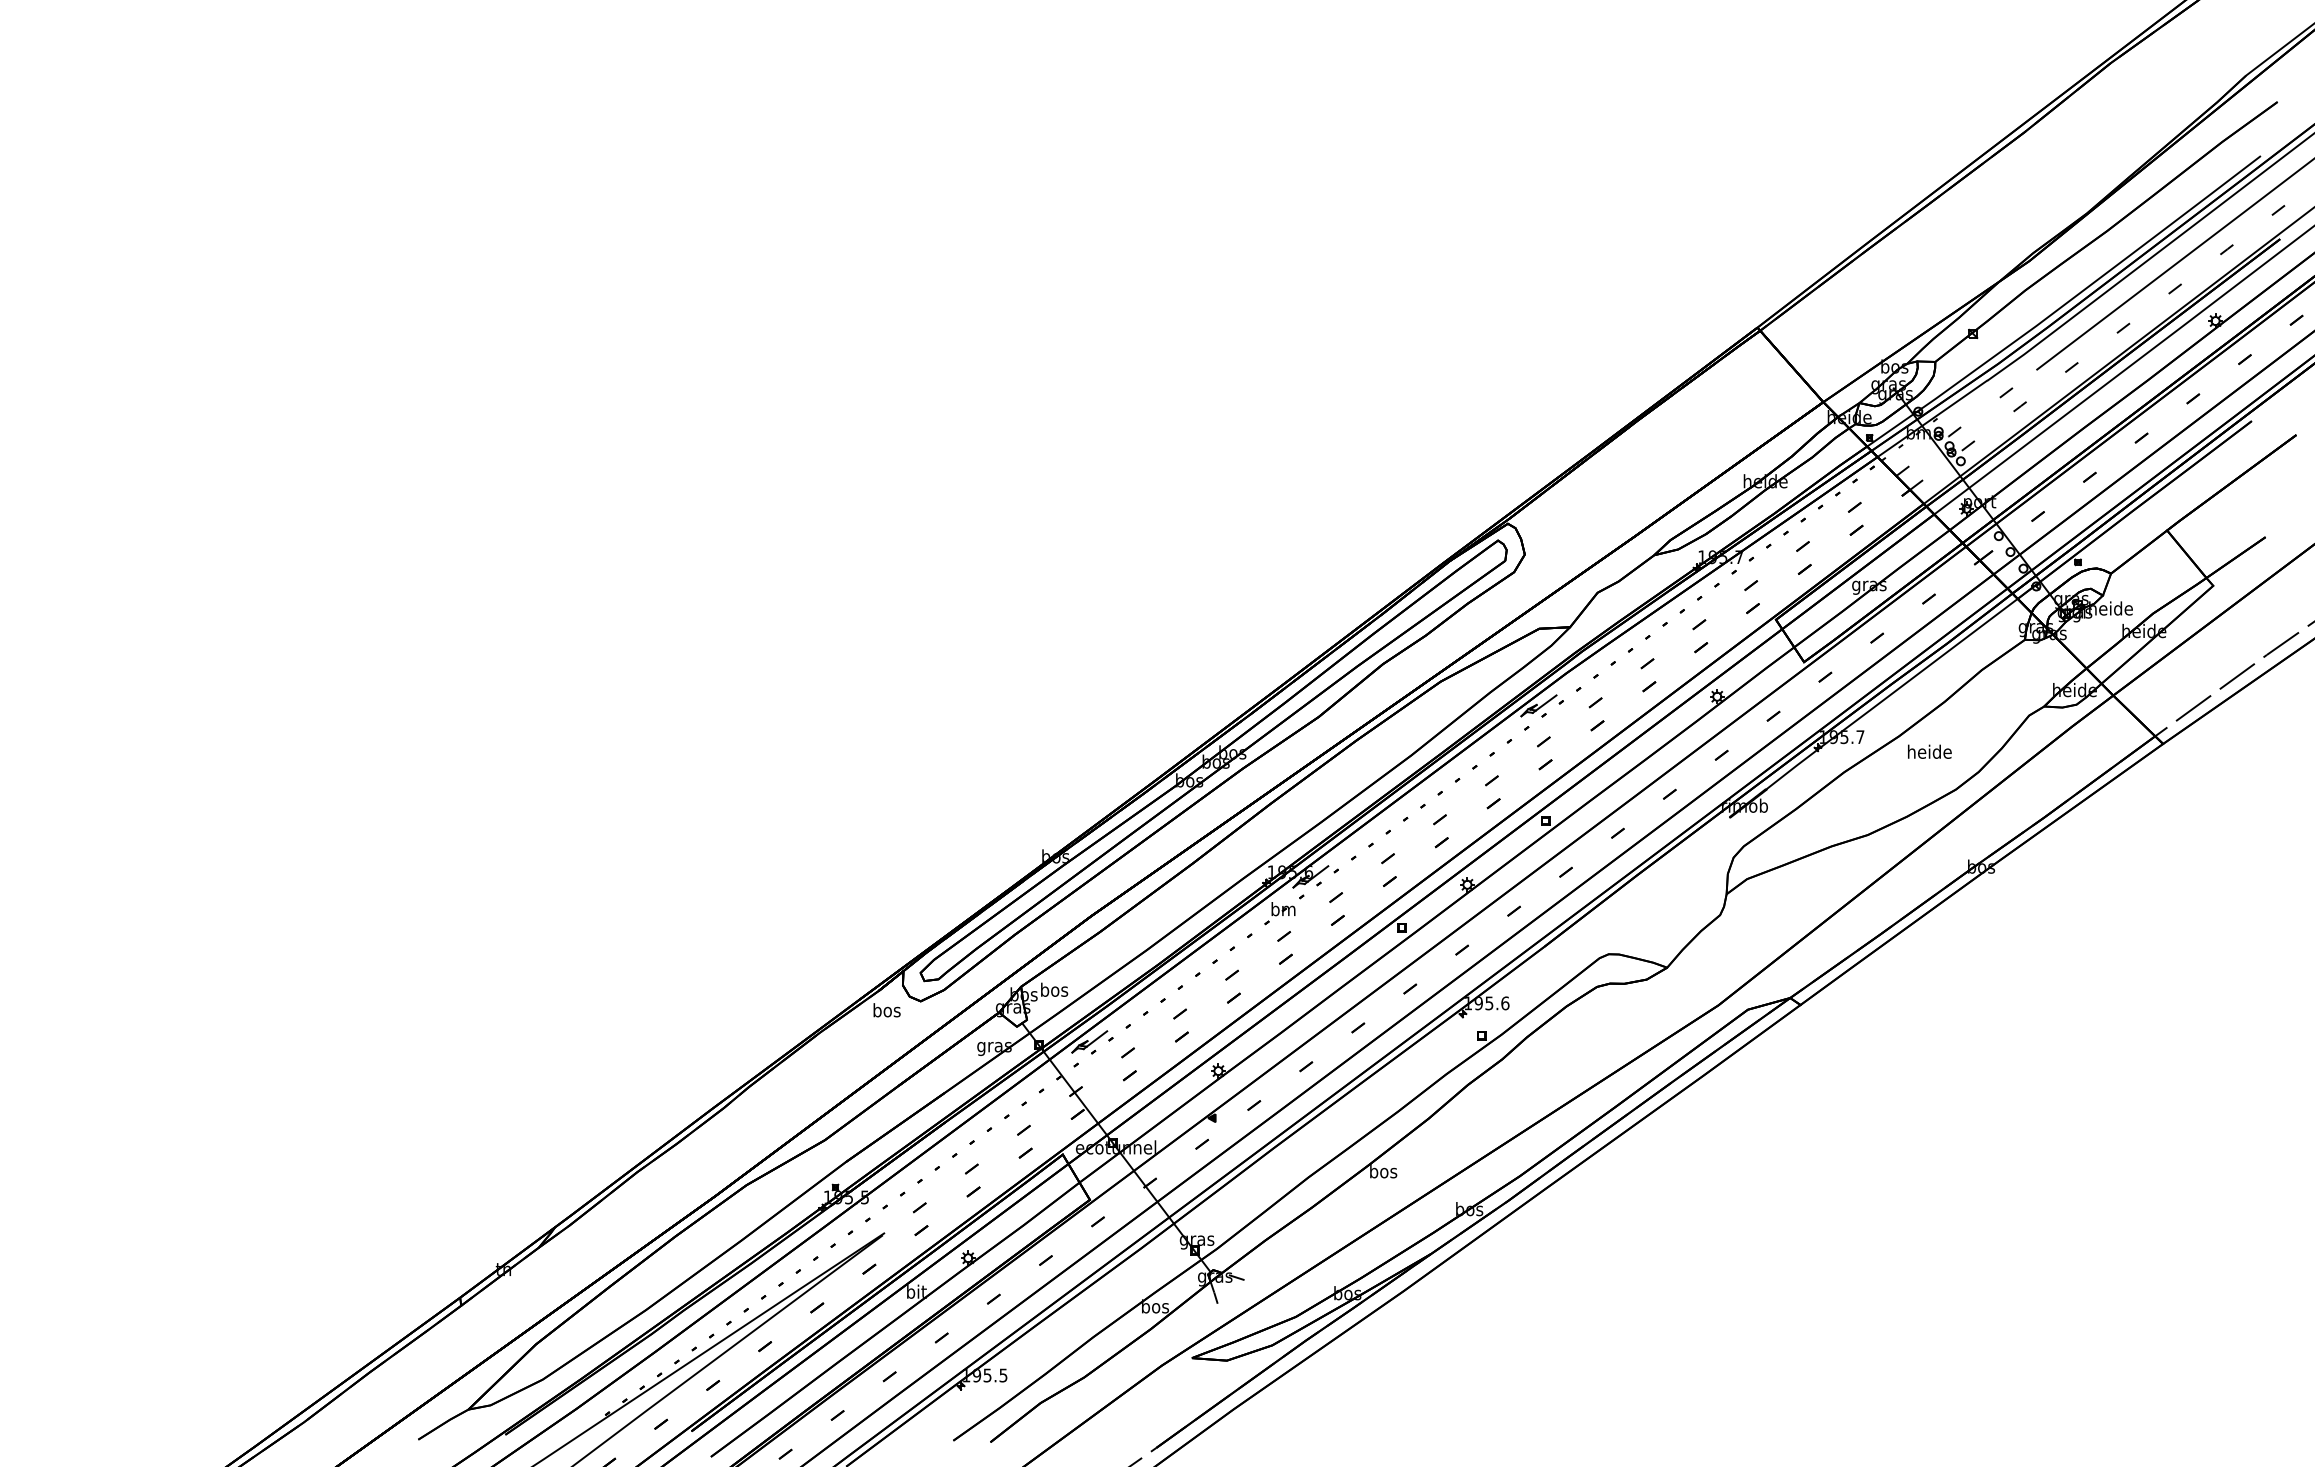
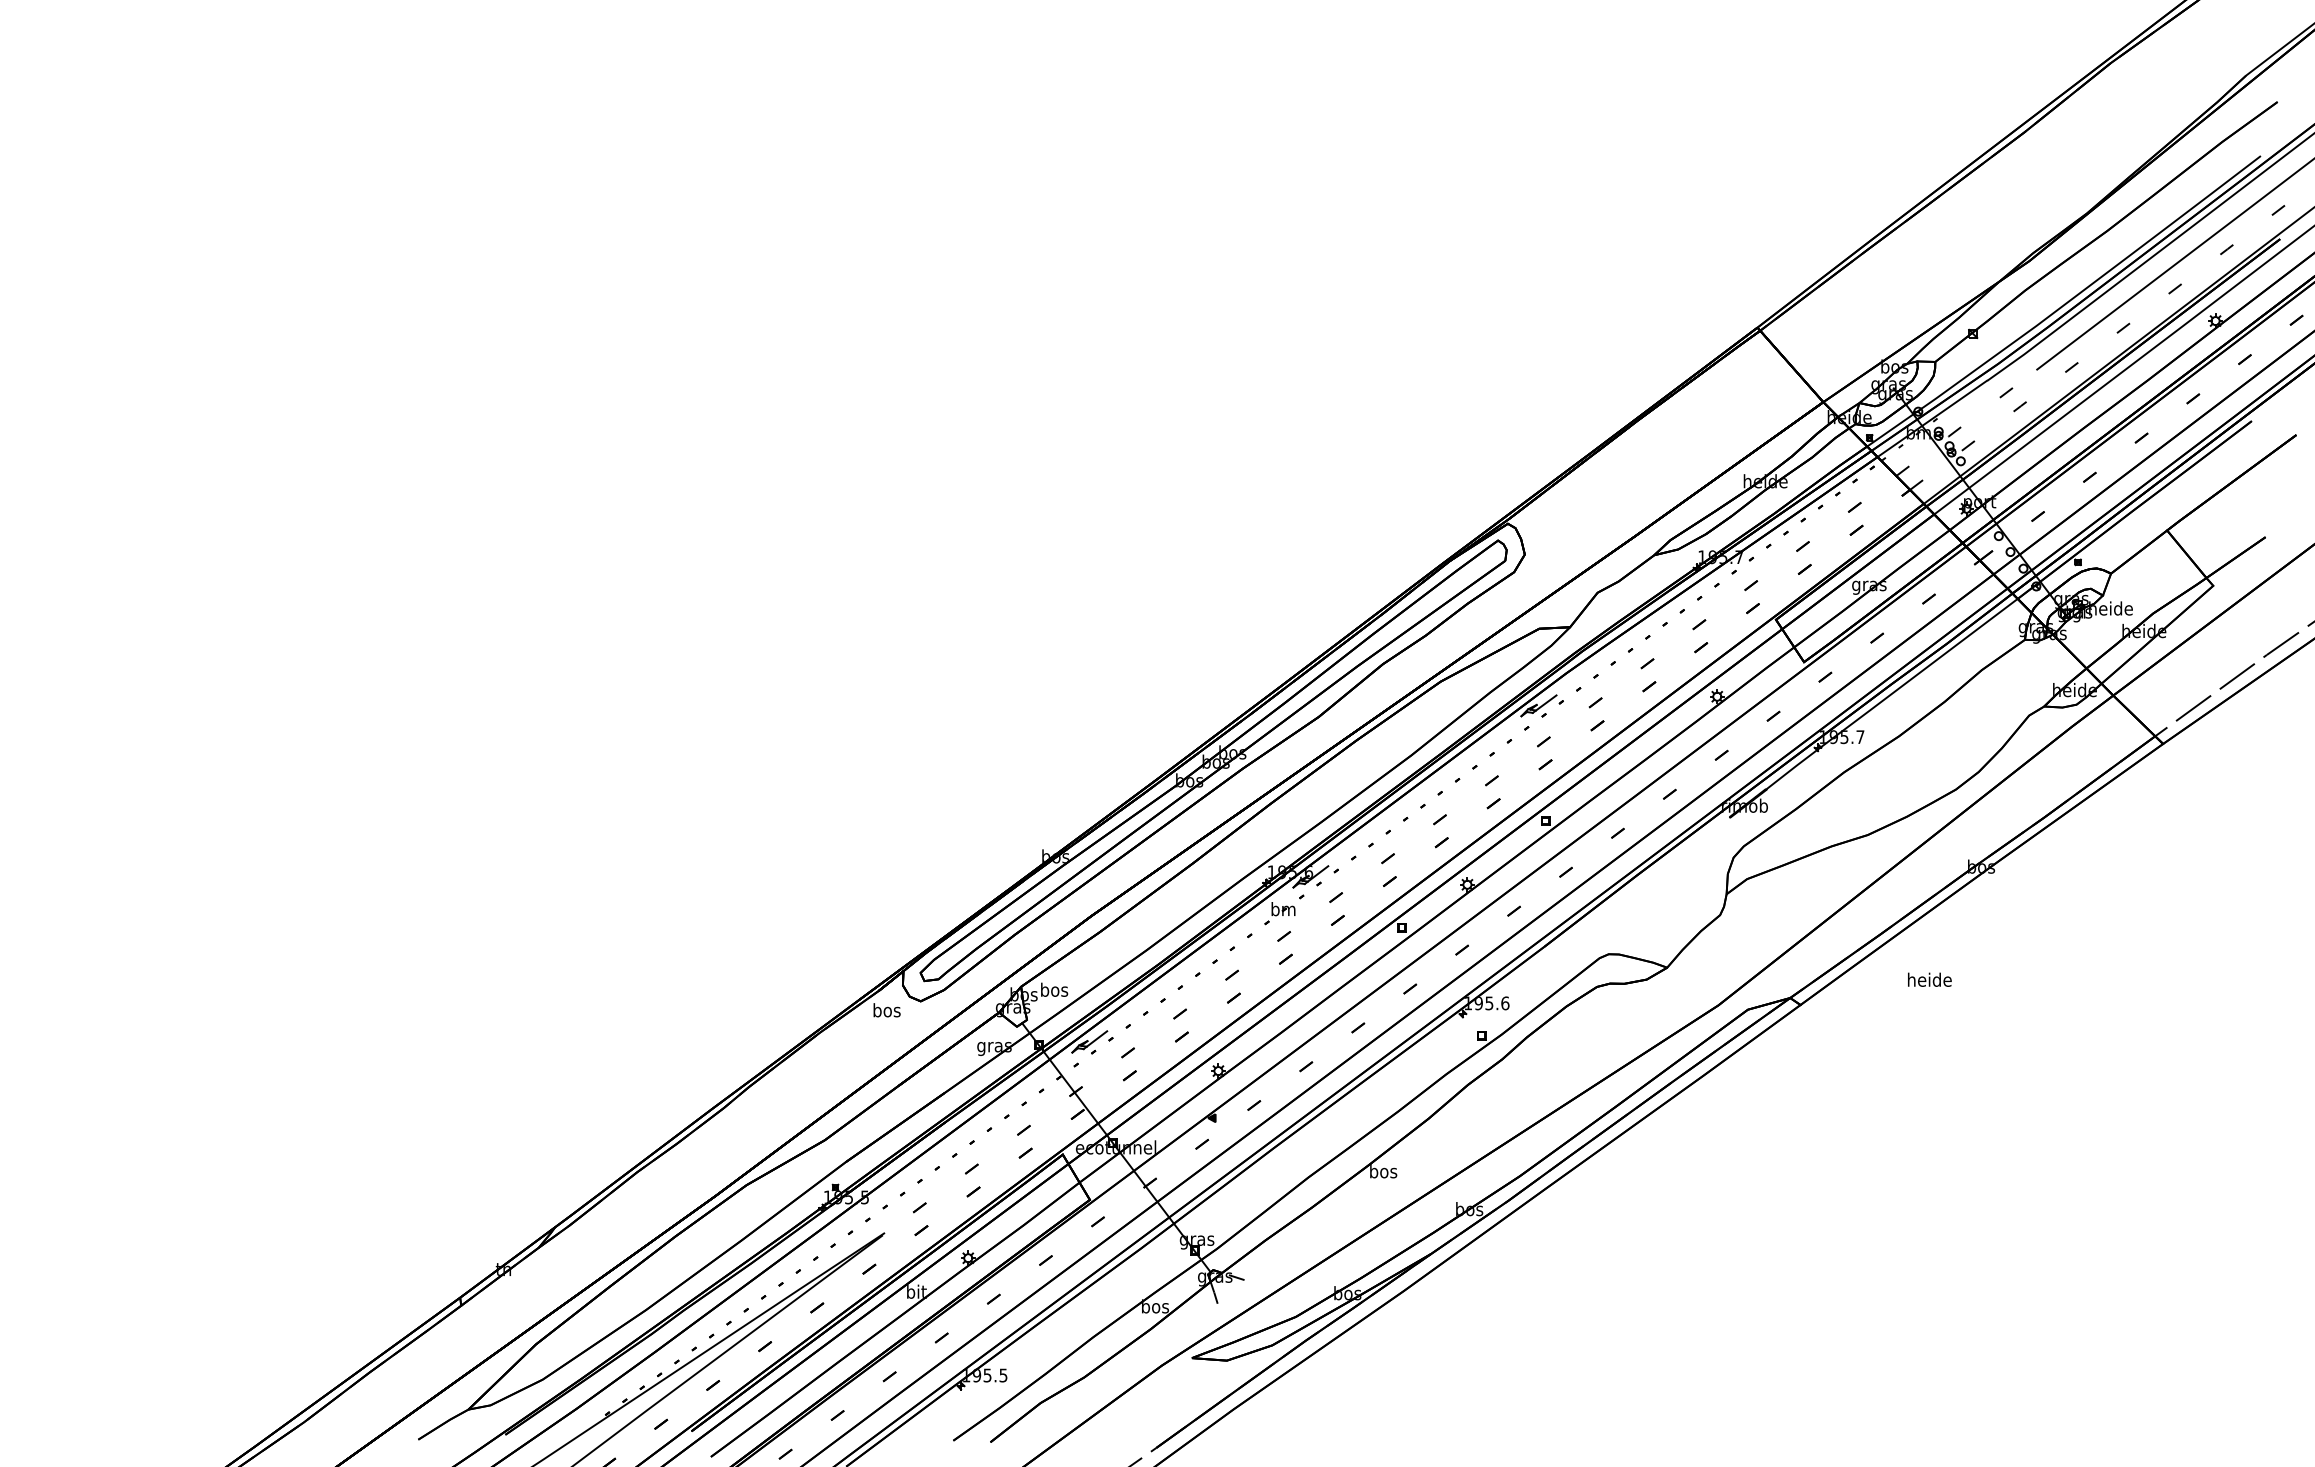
text position: (1929, 751) -> (1929, 979) (1929, 979)
